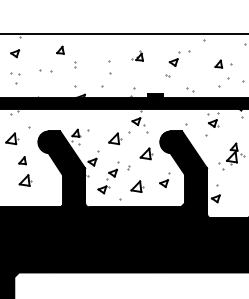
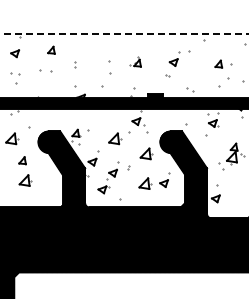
line: solid -> dashed (124, 33)
part position: (60, 49) -> (51, 49) (51, 49)
part position: (137, 55) -> (135, 61) (135, 61)
part position: (137, 186) -> (145, 183) (145, 183)
